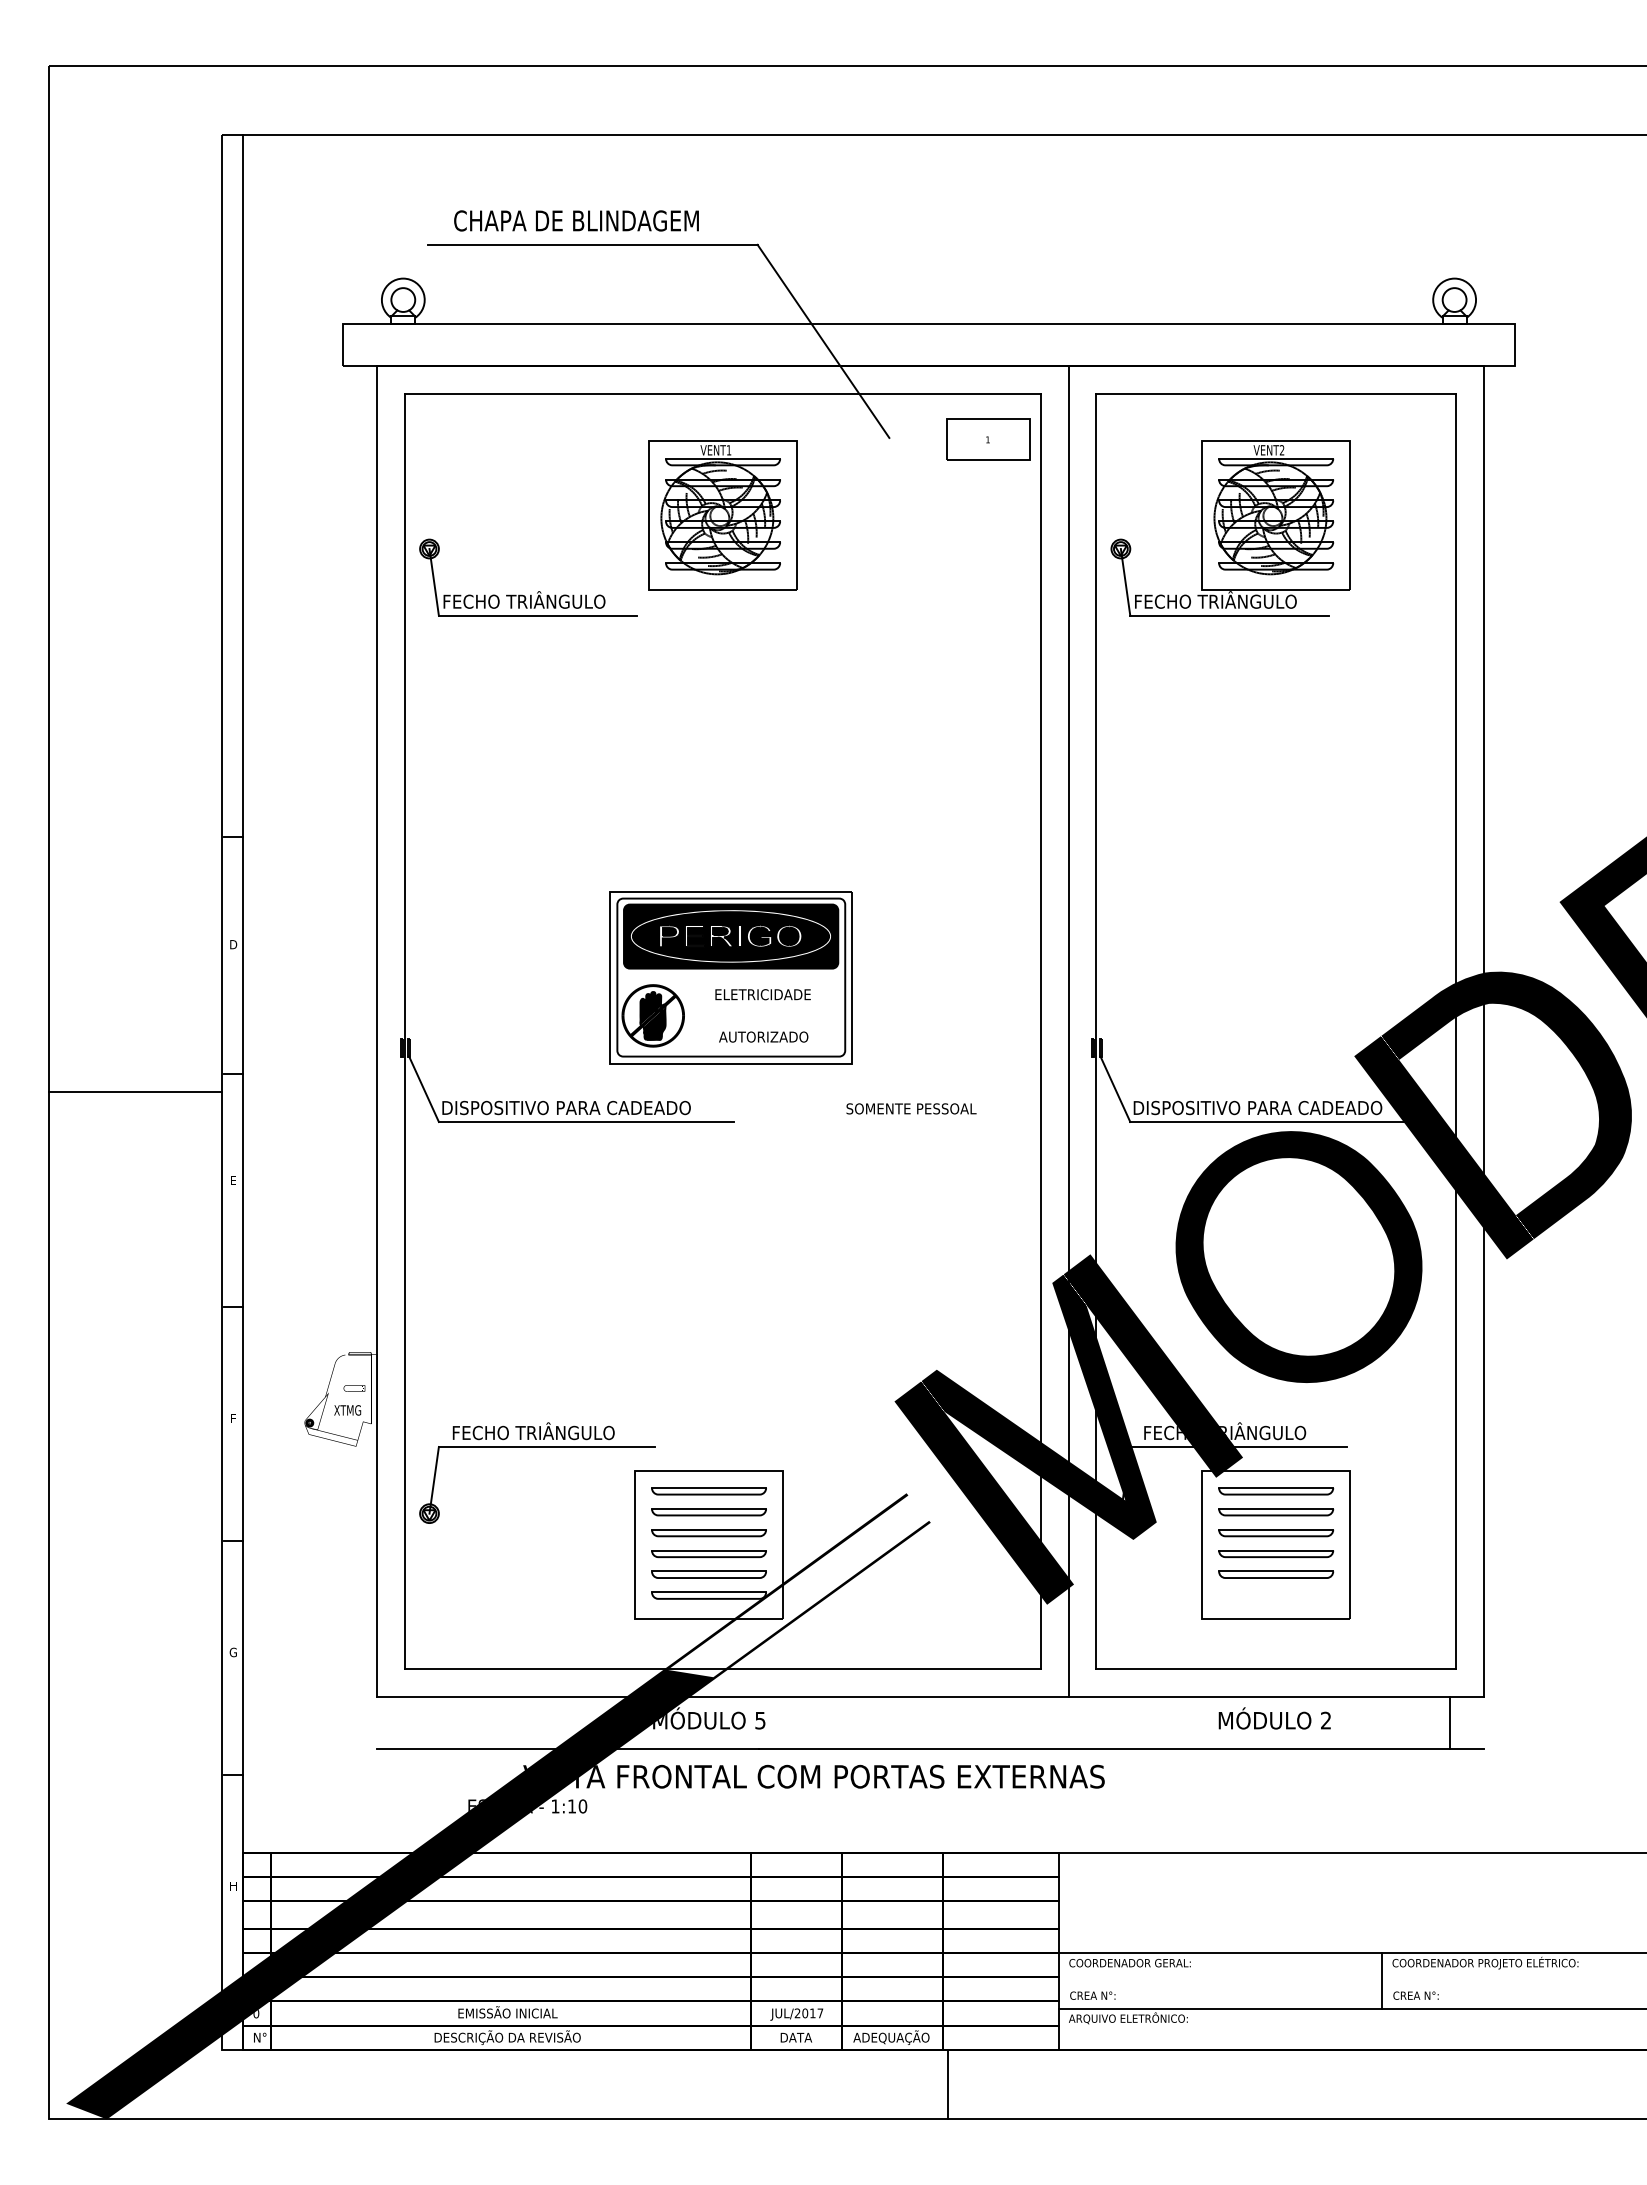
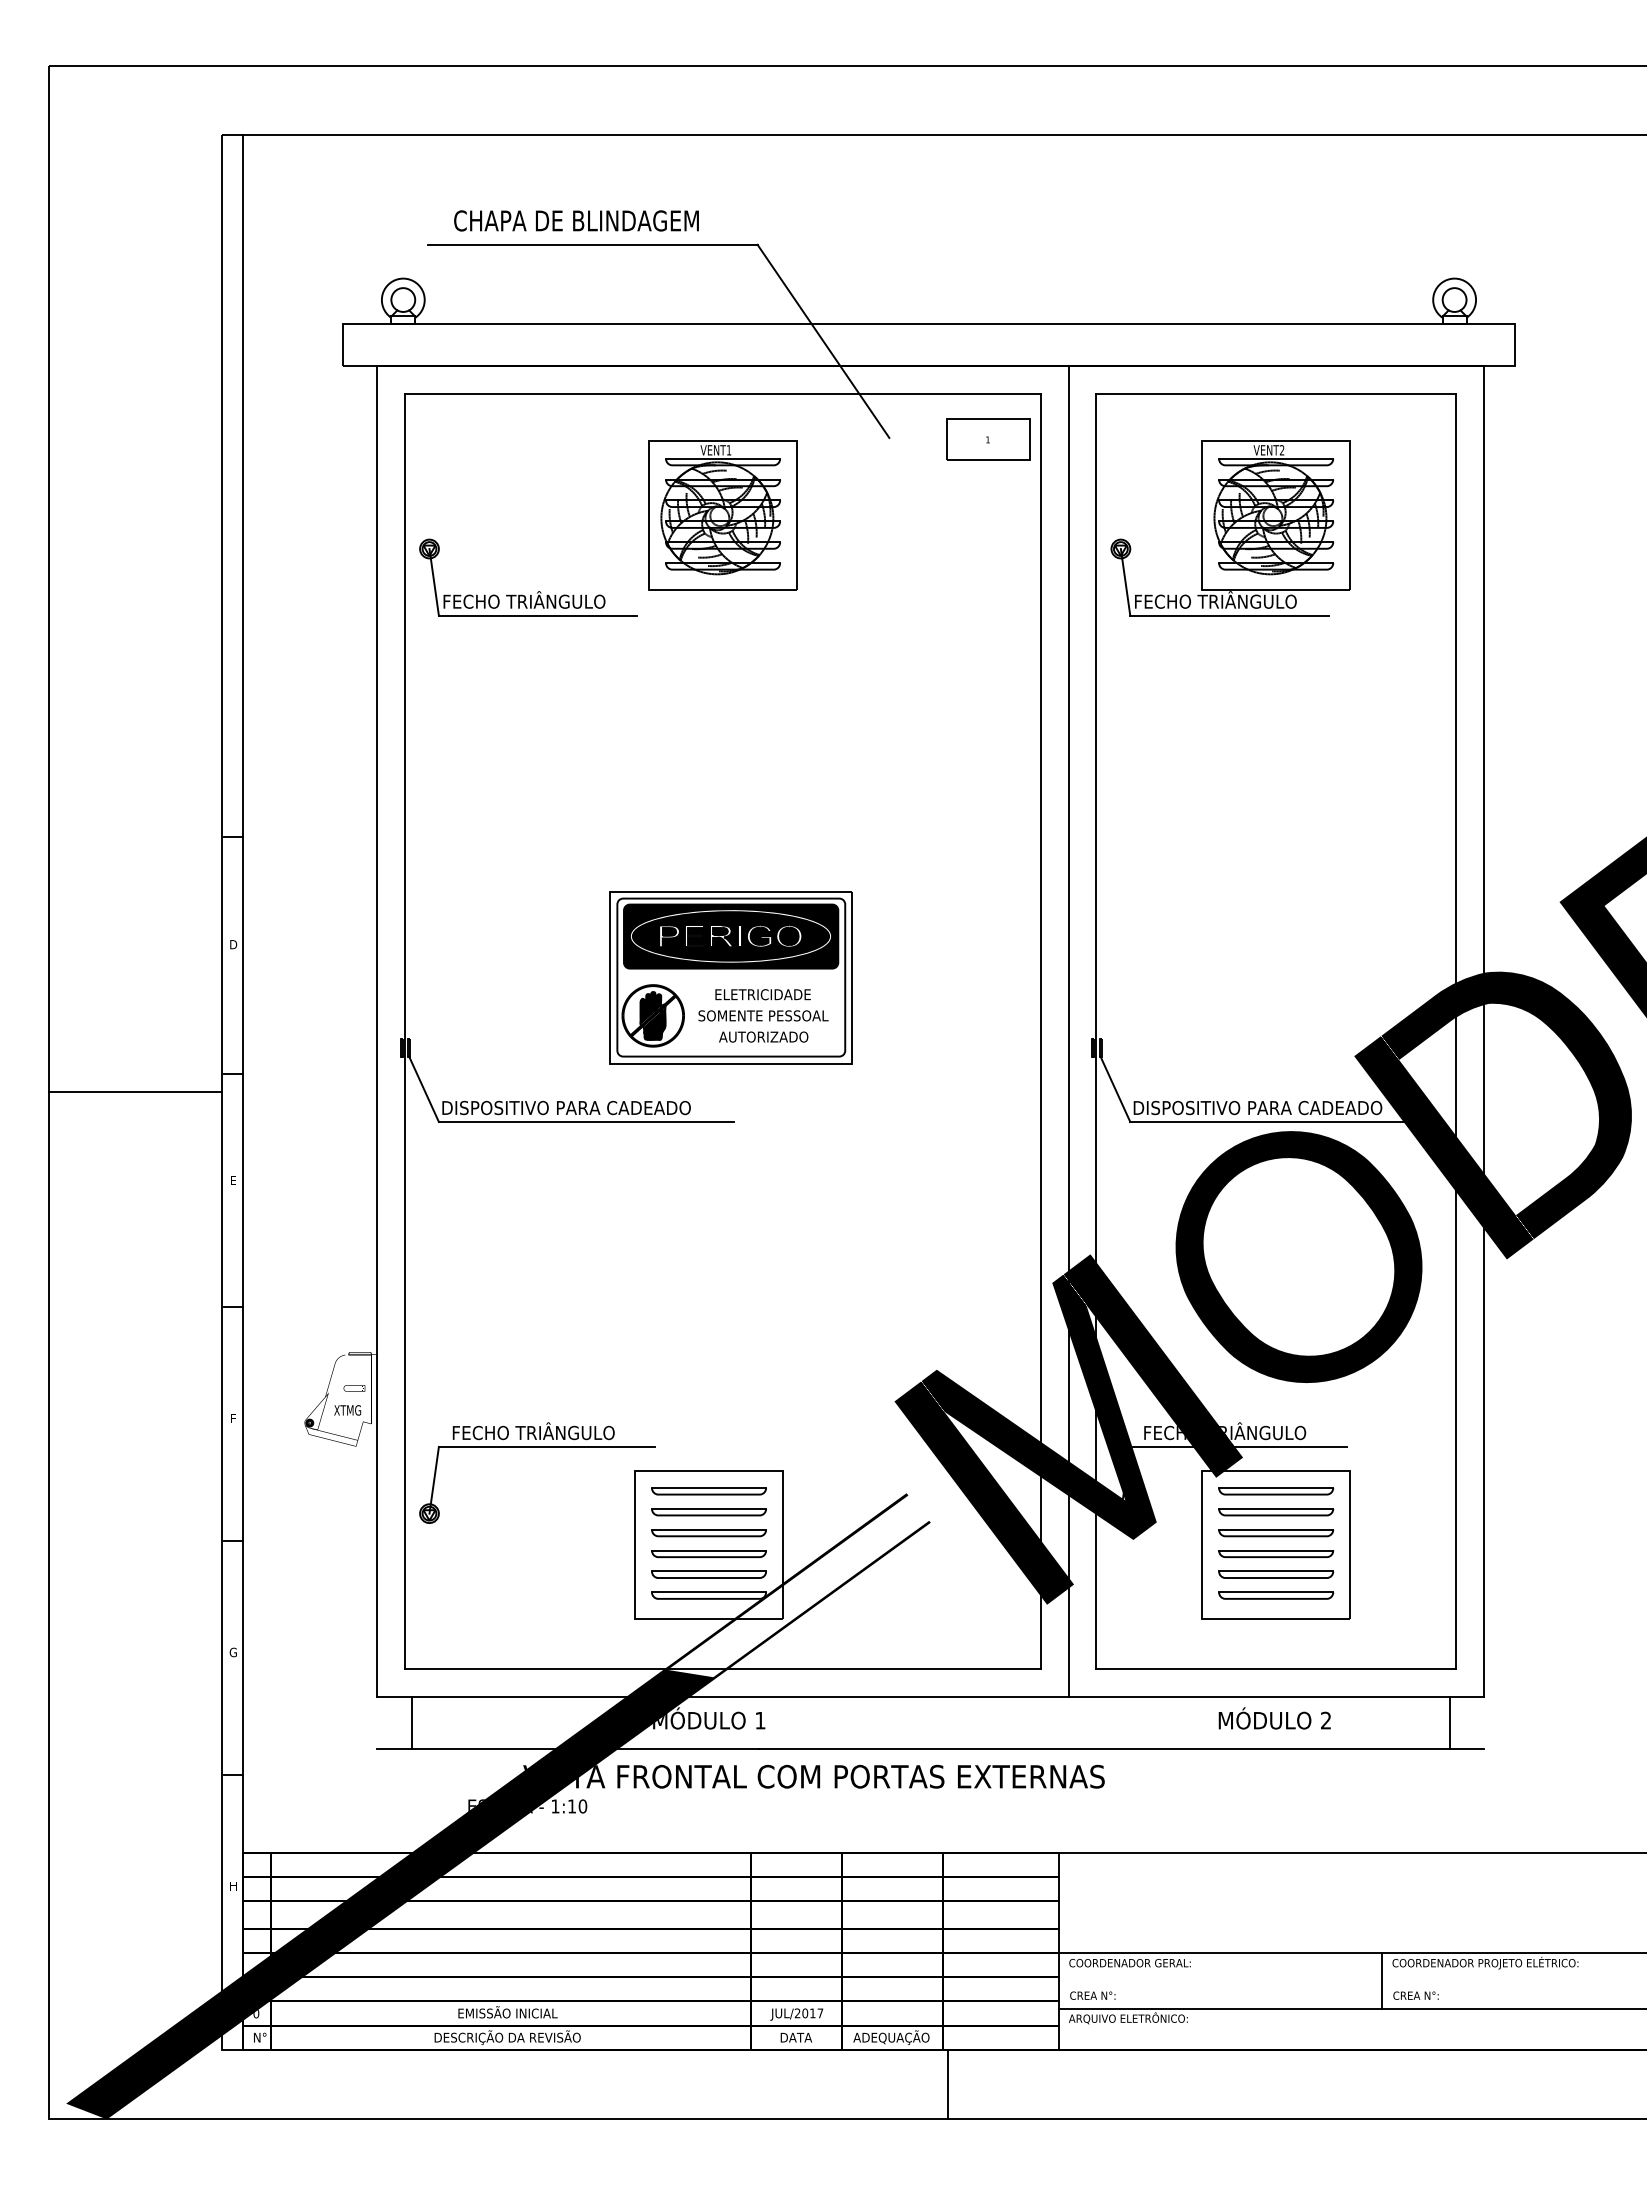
text position: (911, 1108) -> (763, 1015) (763, 1015)
part: none -> present (1276, 1595)
text: 5 -> 1 (760, 1720)
line: none -> present (411, 1722)
